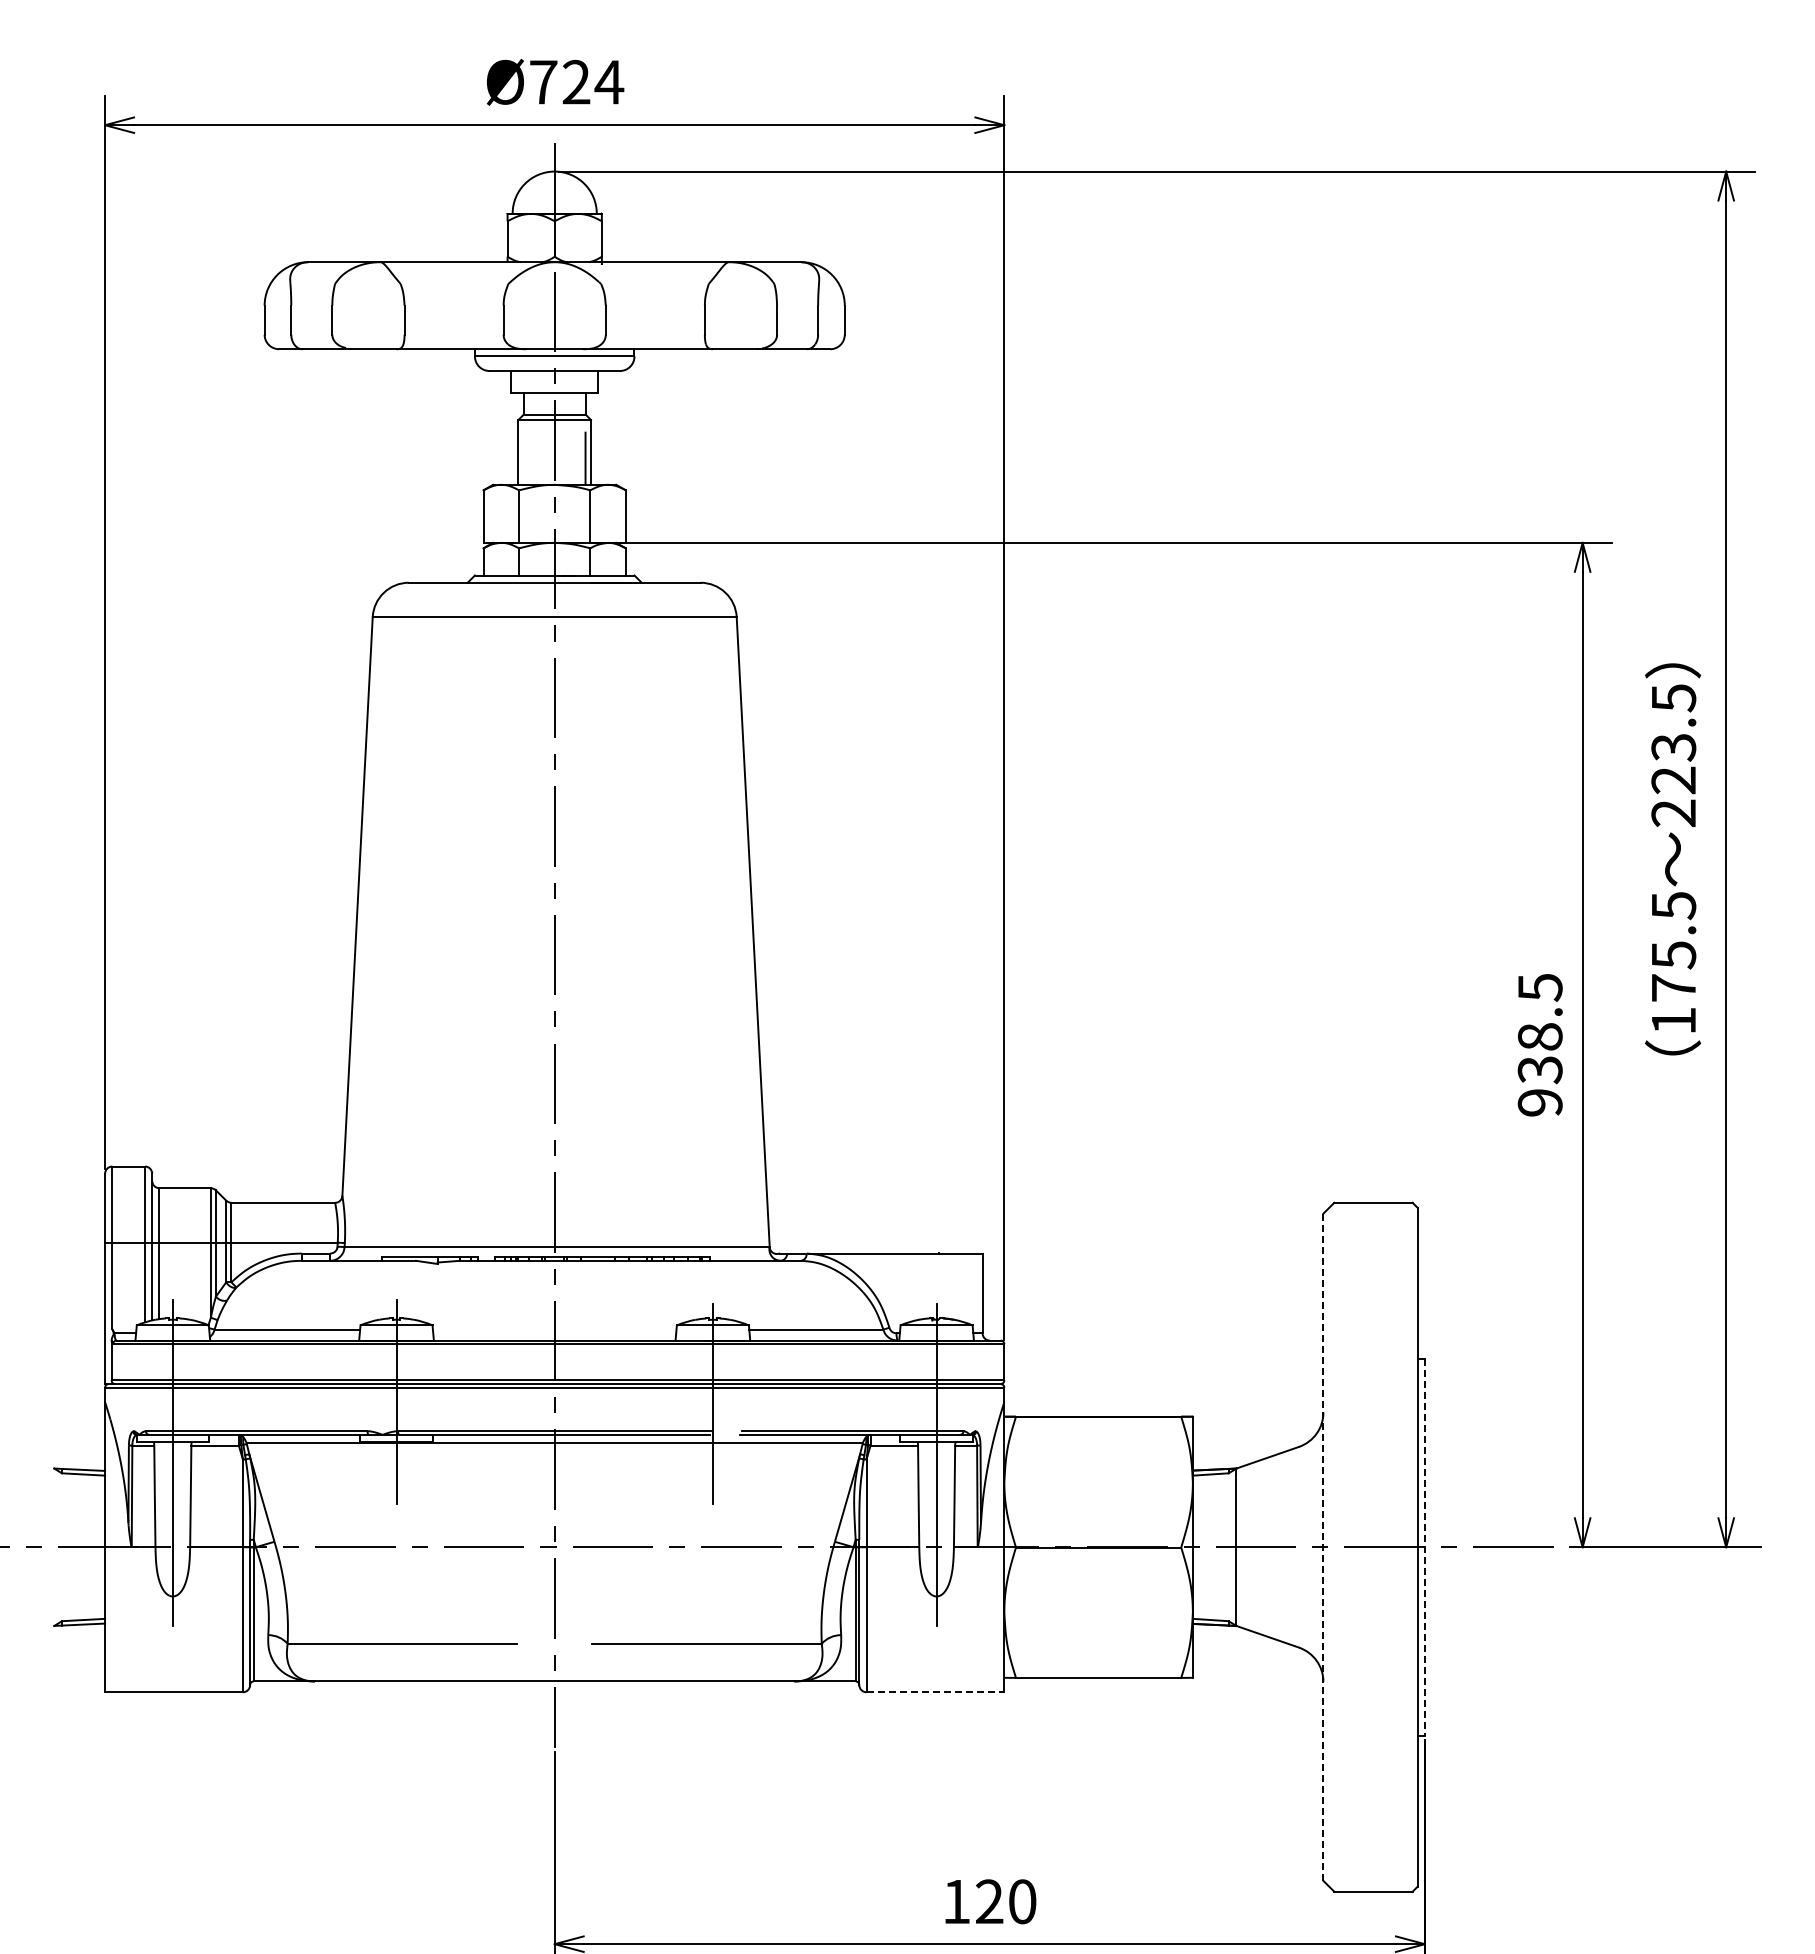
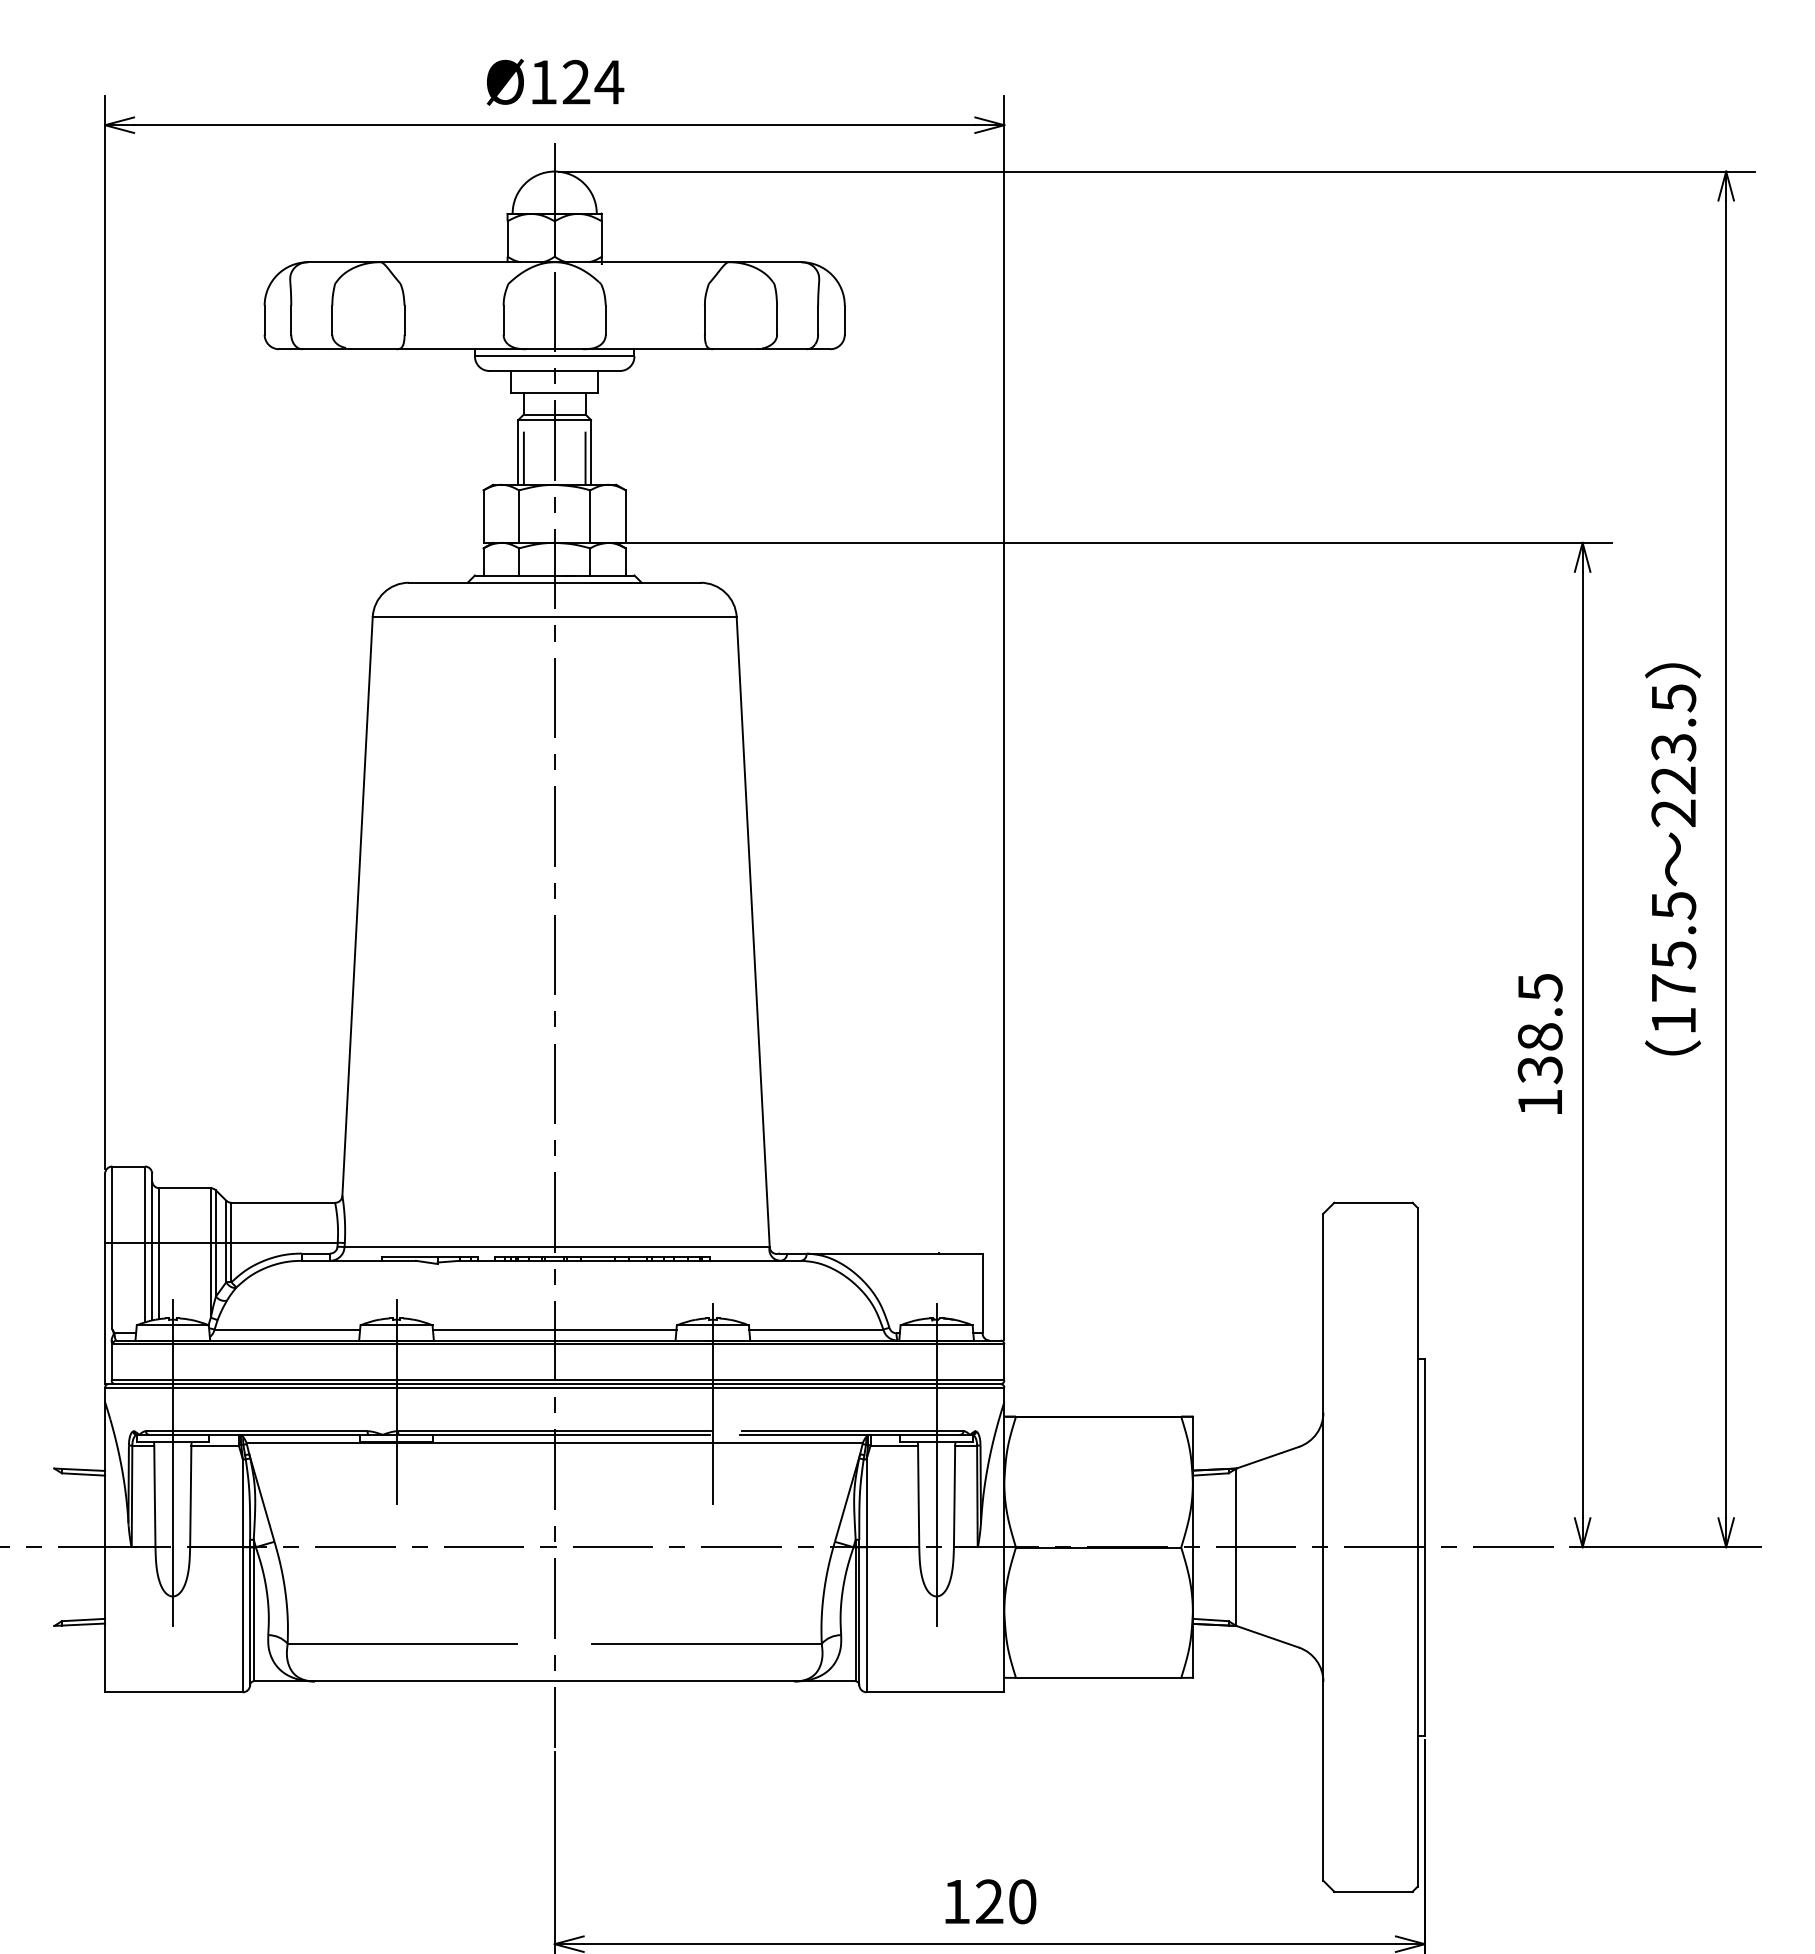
text: Ø724 -> Ø124 (543, 82)
line: none -> present (523, 458)
text: 938.5 -> 138.5 (1539, 1102)
line: none -> present (554, 1329)
line: dashed -> solid (1323, 1547)
line: dashed -> solid (1424, 1547)
line: dashed -> solid (935, 1692)
